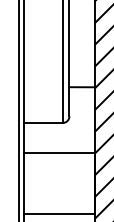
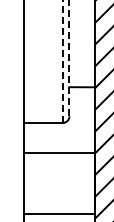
line: solid -> dashed (69, 58)
line: solid -> dashed (62, 61)
line: present -> none (18, 110)
